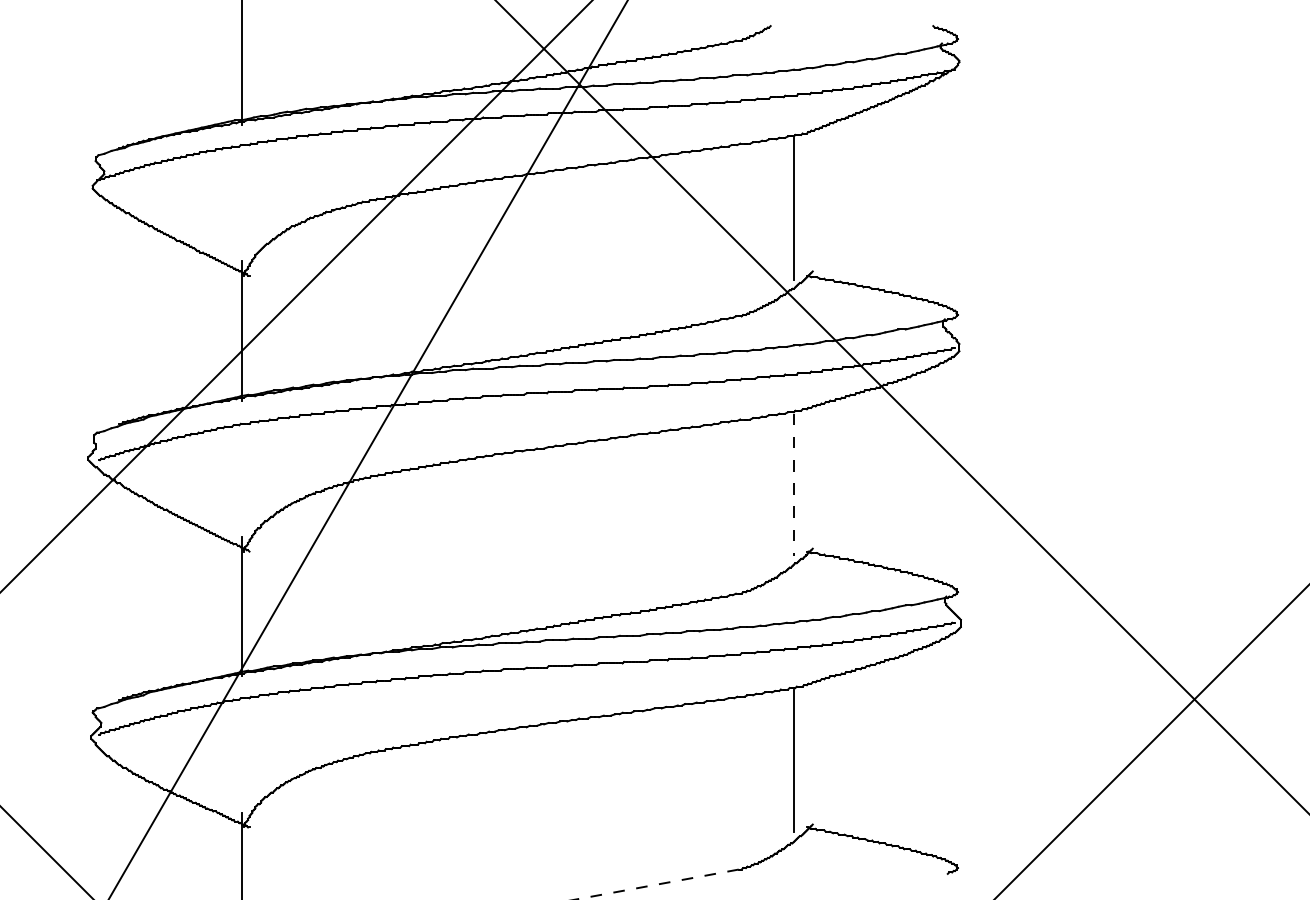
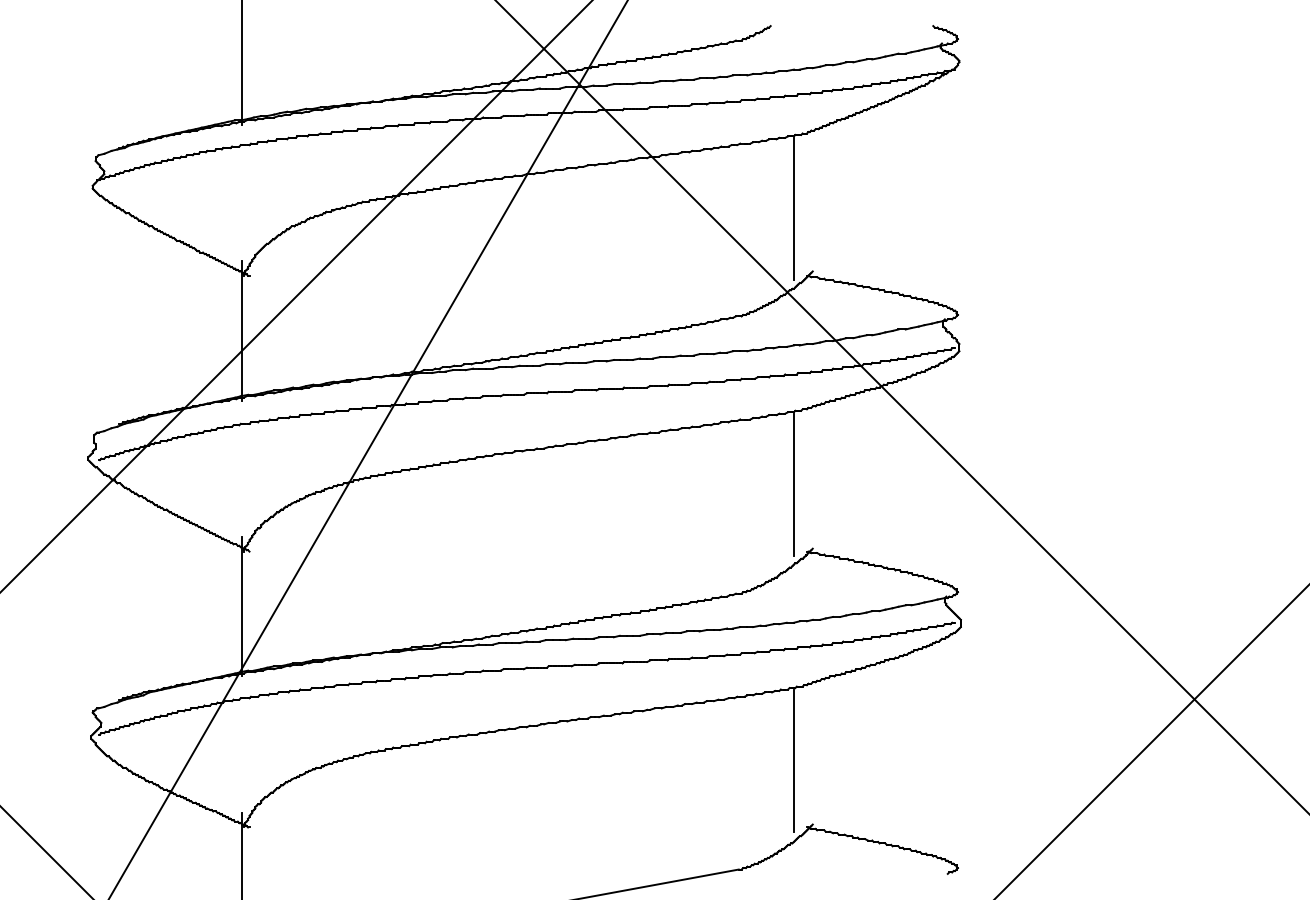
line: dashed -> solid (793, 485)
line: dashed -> solid (656, 884)
